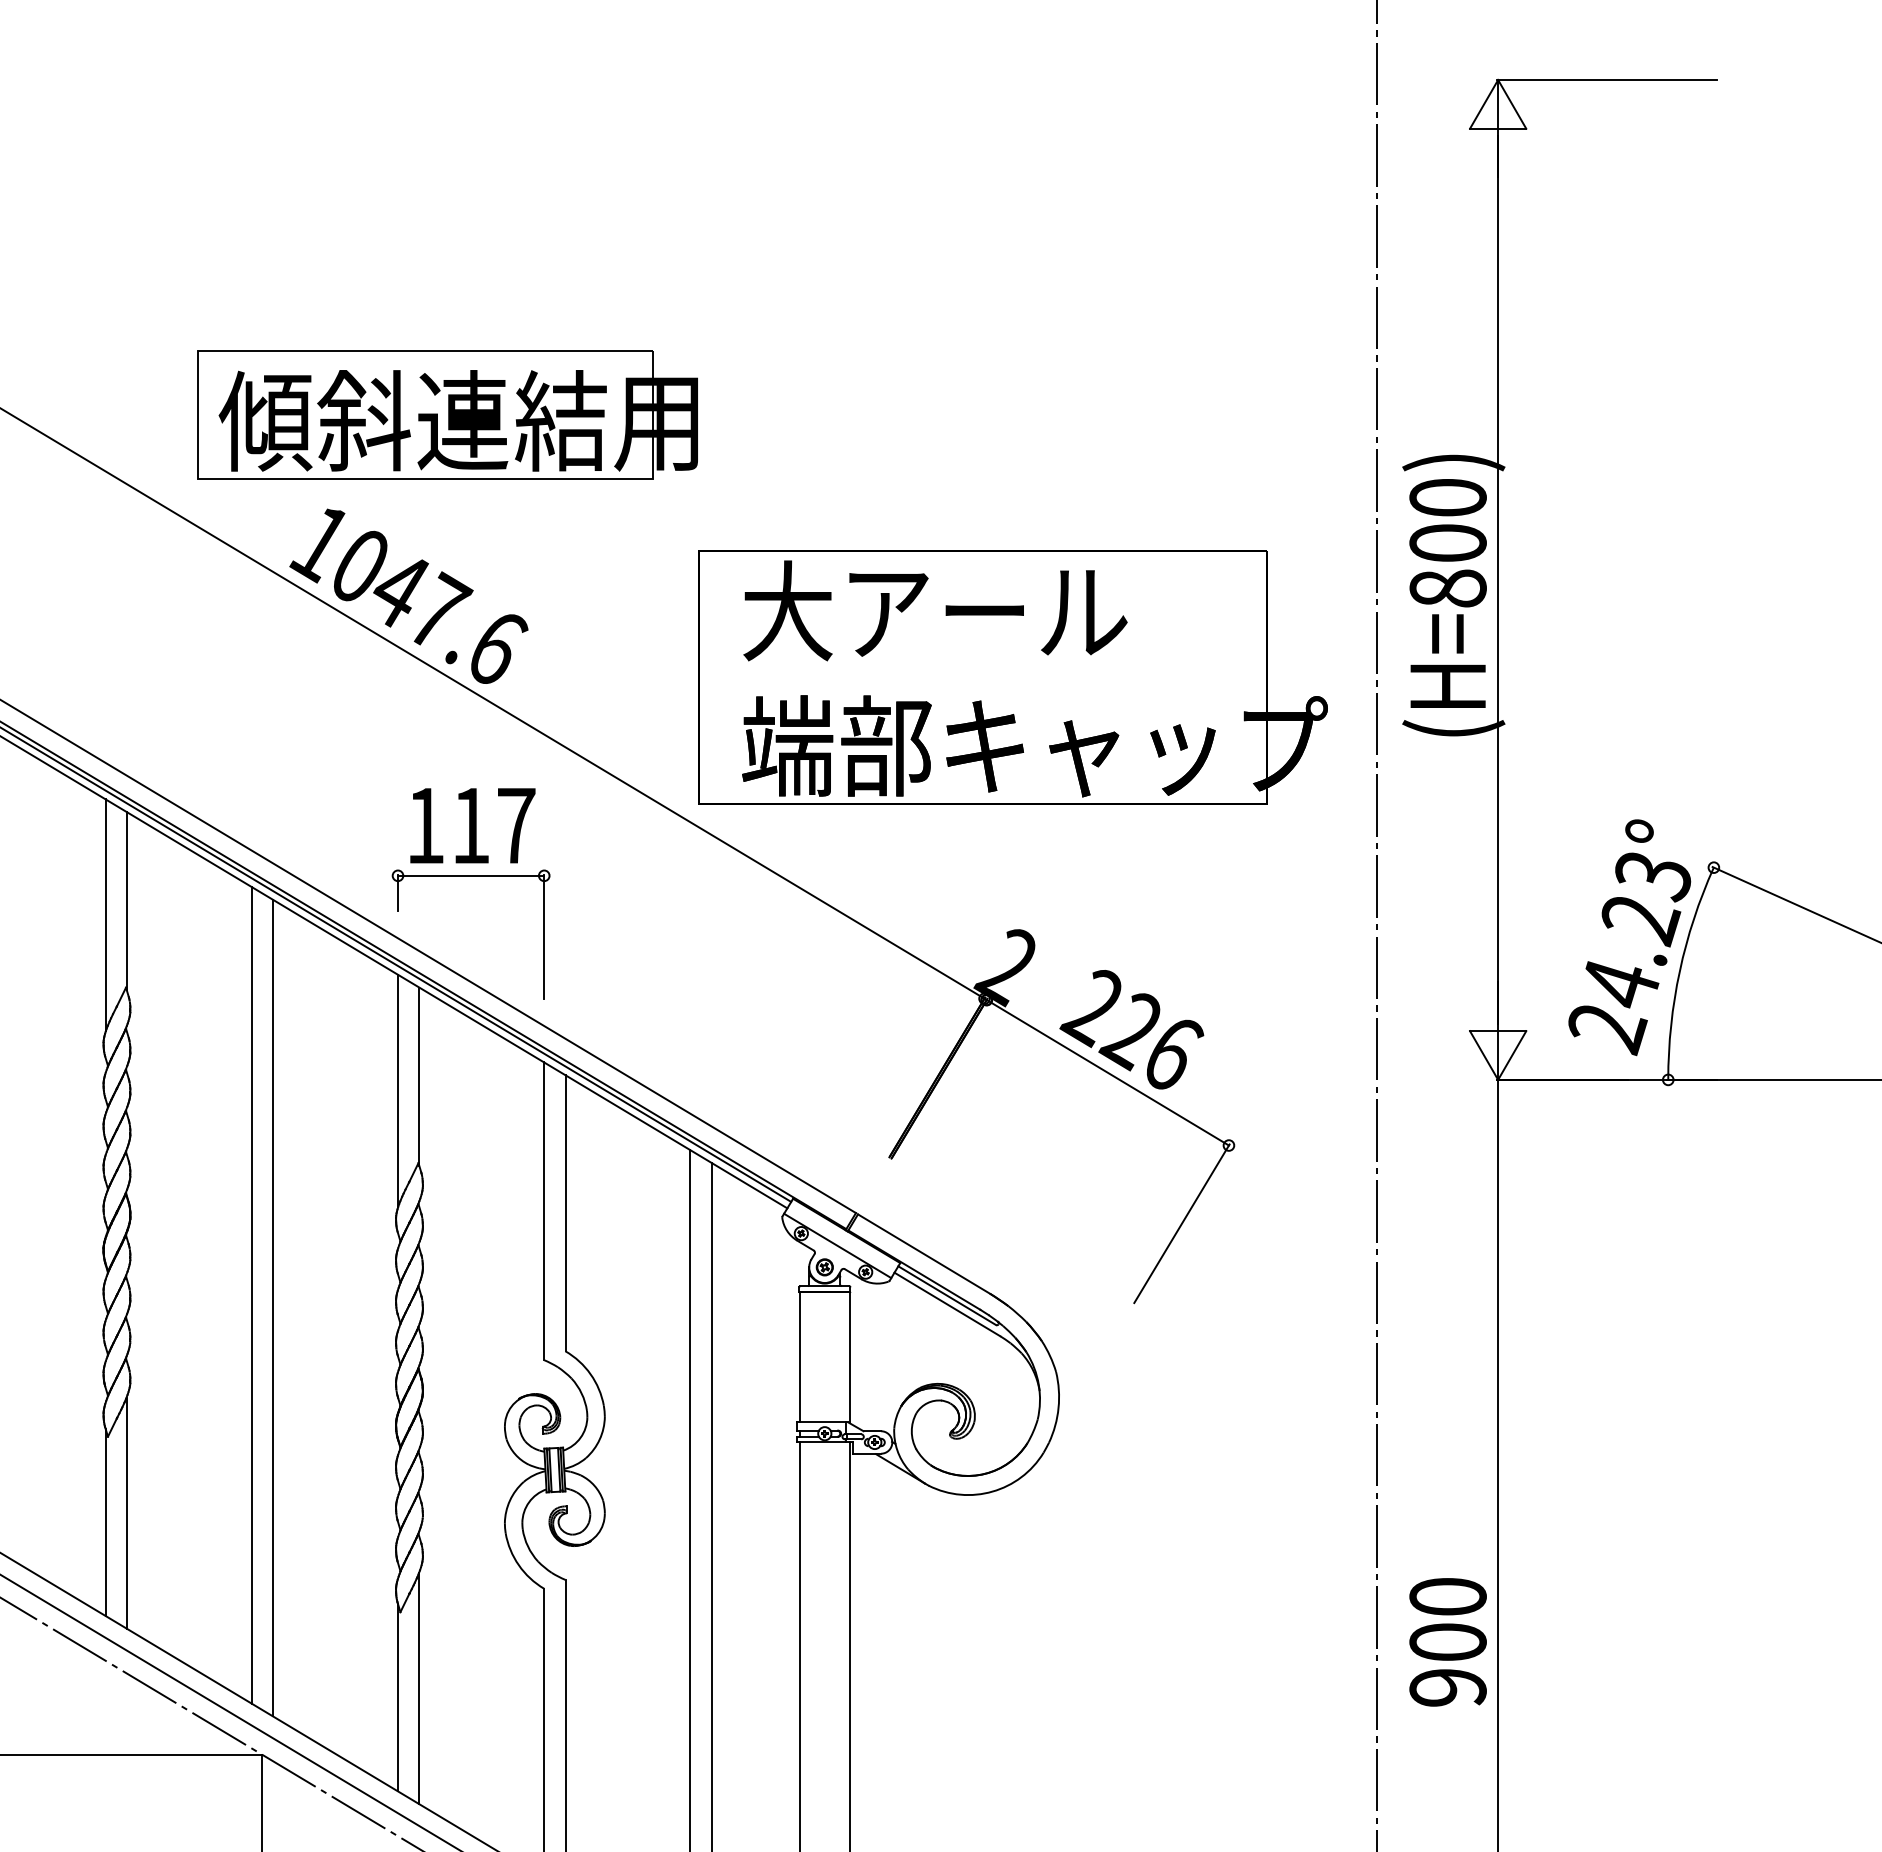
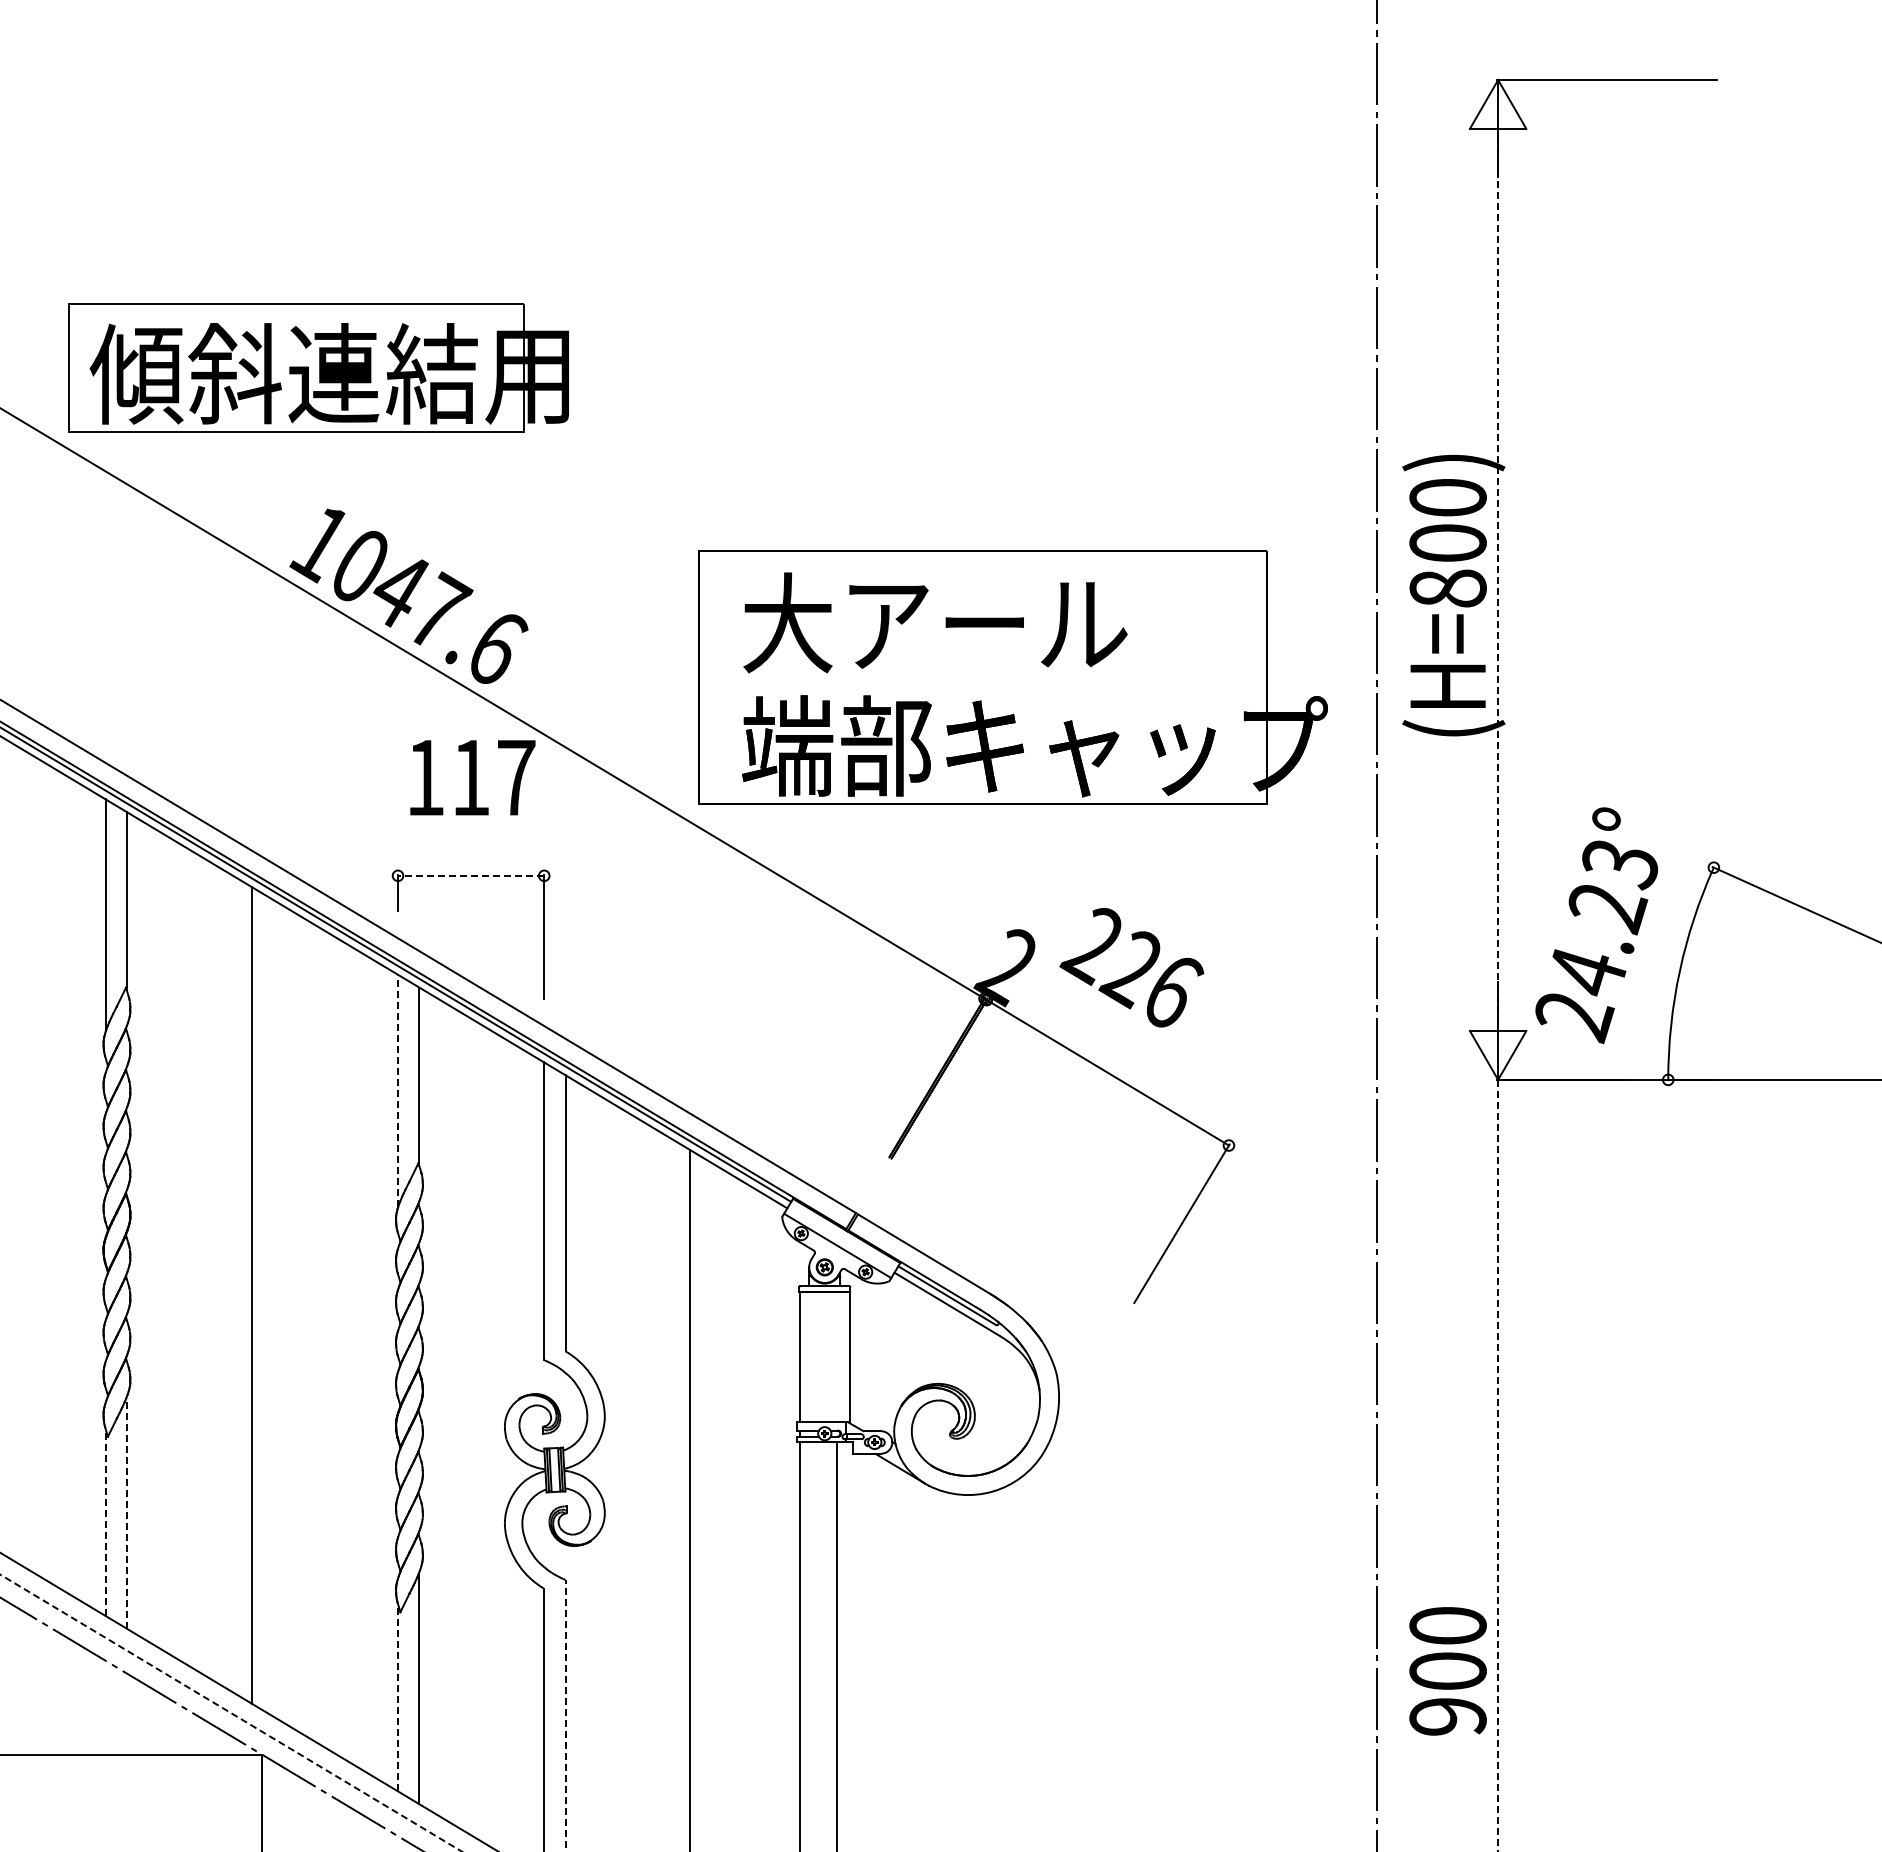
part position: (447, 414) -> (318, 367) (318, 367)
line: solid -> dashed (1498, 579)
text position: (935, 610) -> (935, 622) (935, 622)
text position: (472, 825) -> (472, 777) (472, 777)
line: solid -> dashed (470, 875)
text position: (1629, 937) -> (1596, 925) (1596, 925)
text position: (1131, 1029) -> (1131, 967) (1131, 967)
line: solid -> dashed (398, 1090)
line: present -> none (273, 1307)
line: solid -> dashed (1498, 1465)
line: present -> none (711, 1505)
line: solid -> dashed (126, 1513)
line: solid -> dashed (105, 1522)
text position: (1447, 1642) -> (1447, 1671) (1447, 1671)
line position: (850, 1645) -> (837, 1645) (837, 1645)
line: solid -> dashed (398, 1697)
line: solid -> dashed (232, 1713)
line: solid -> dashed (565, 1715)
